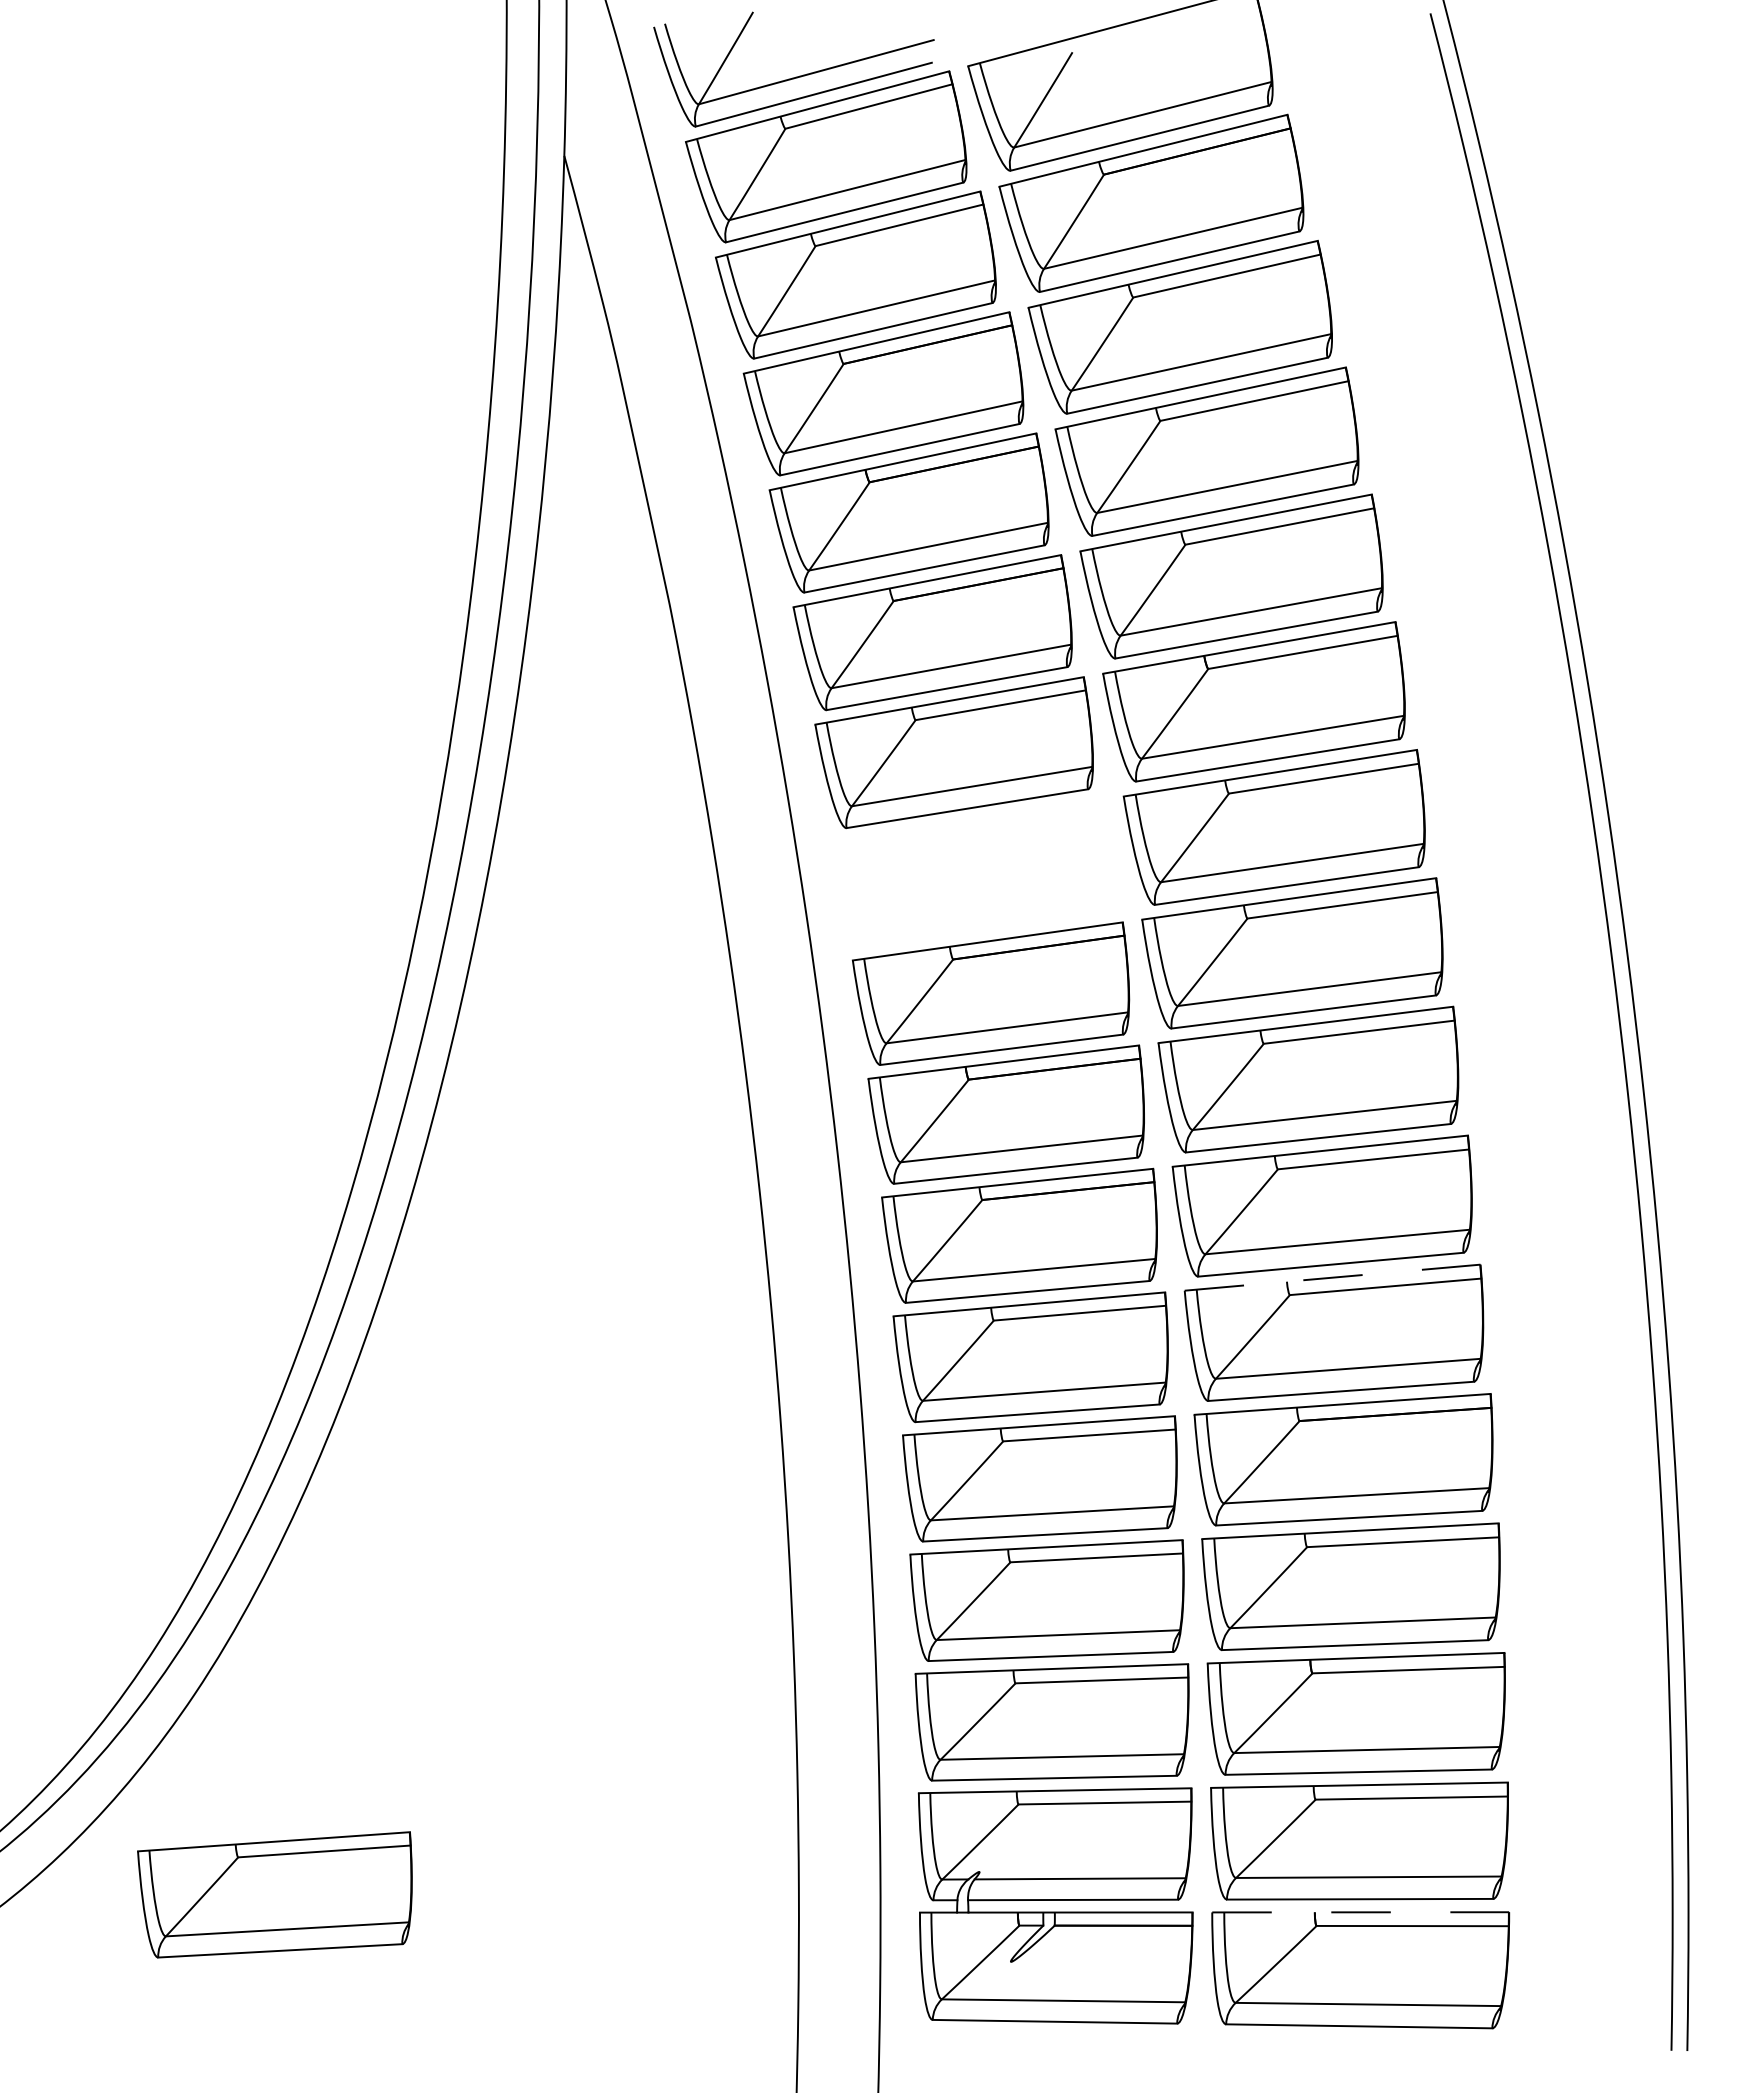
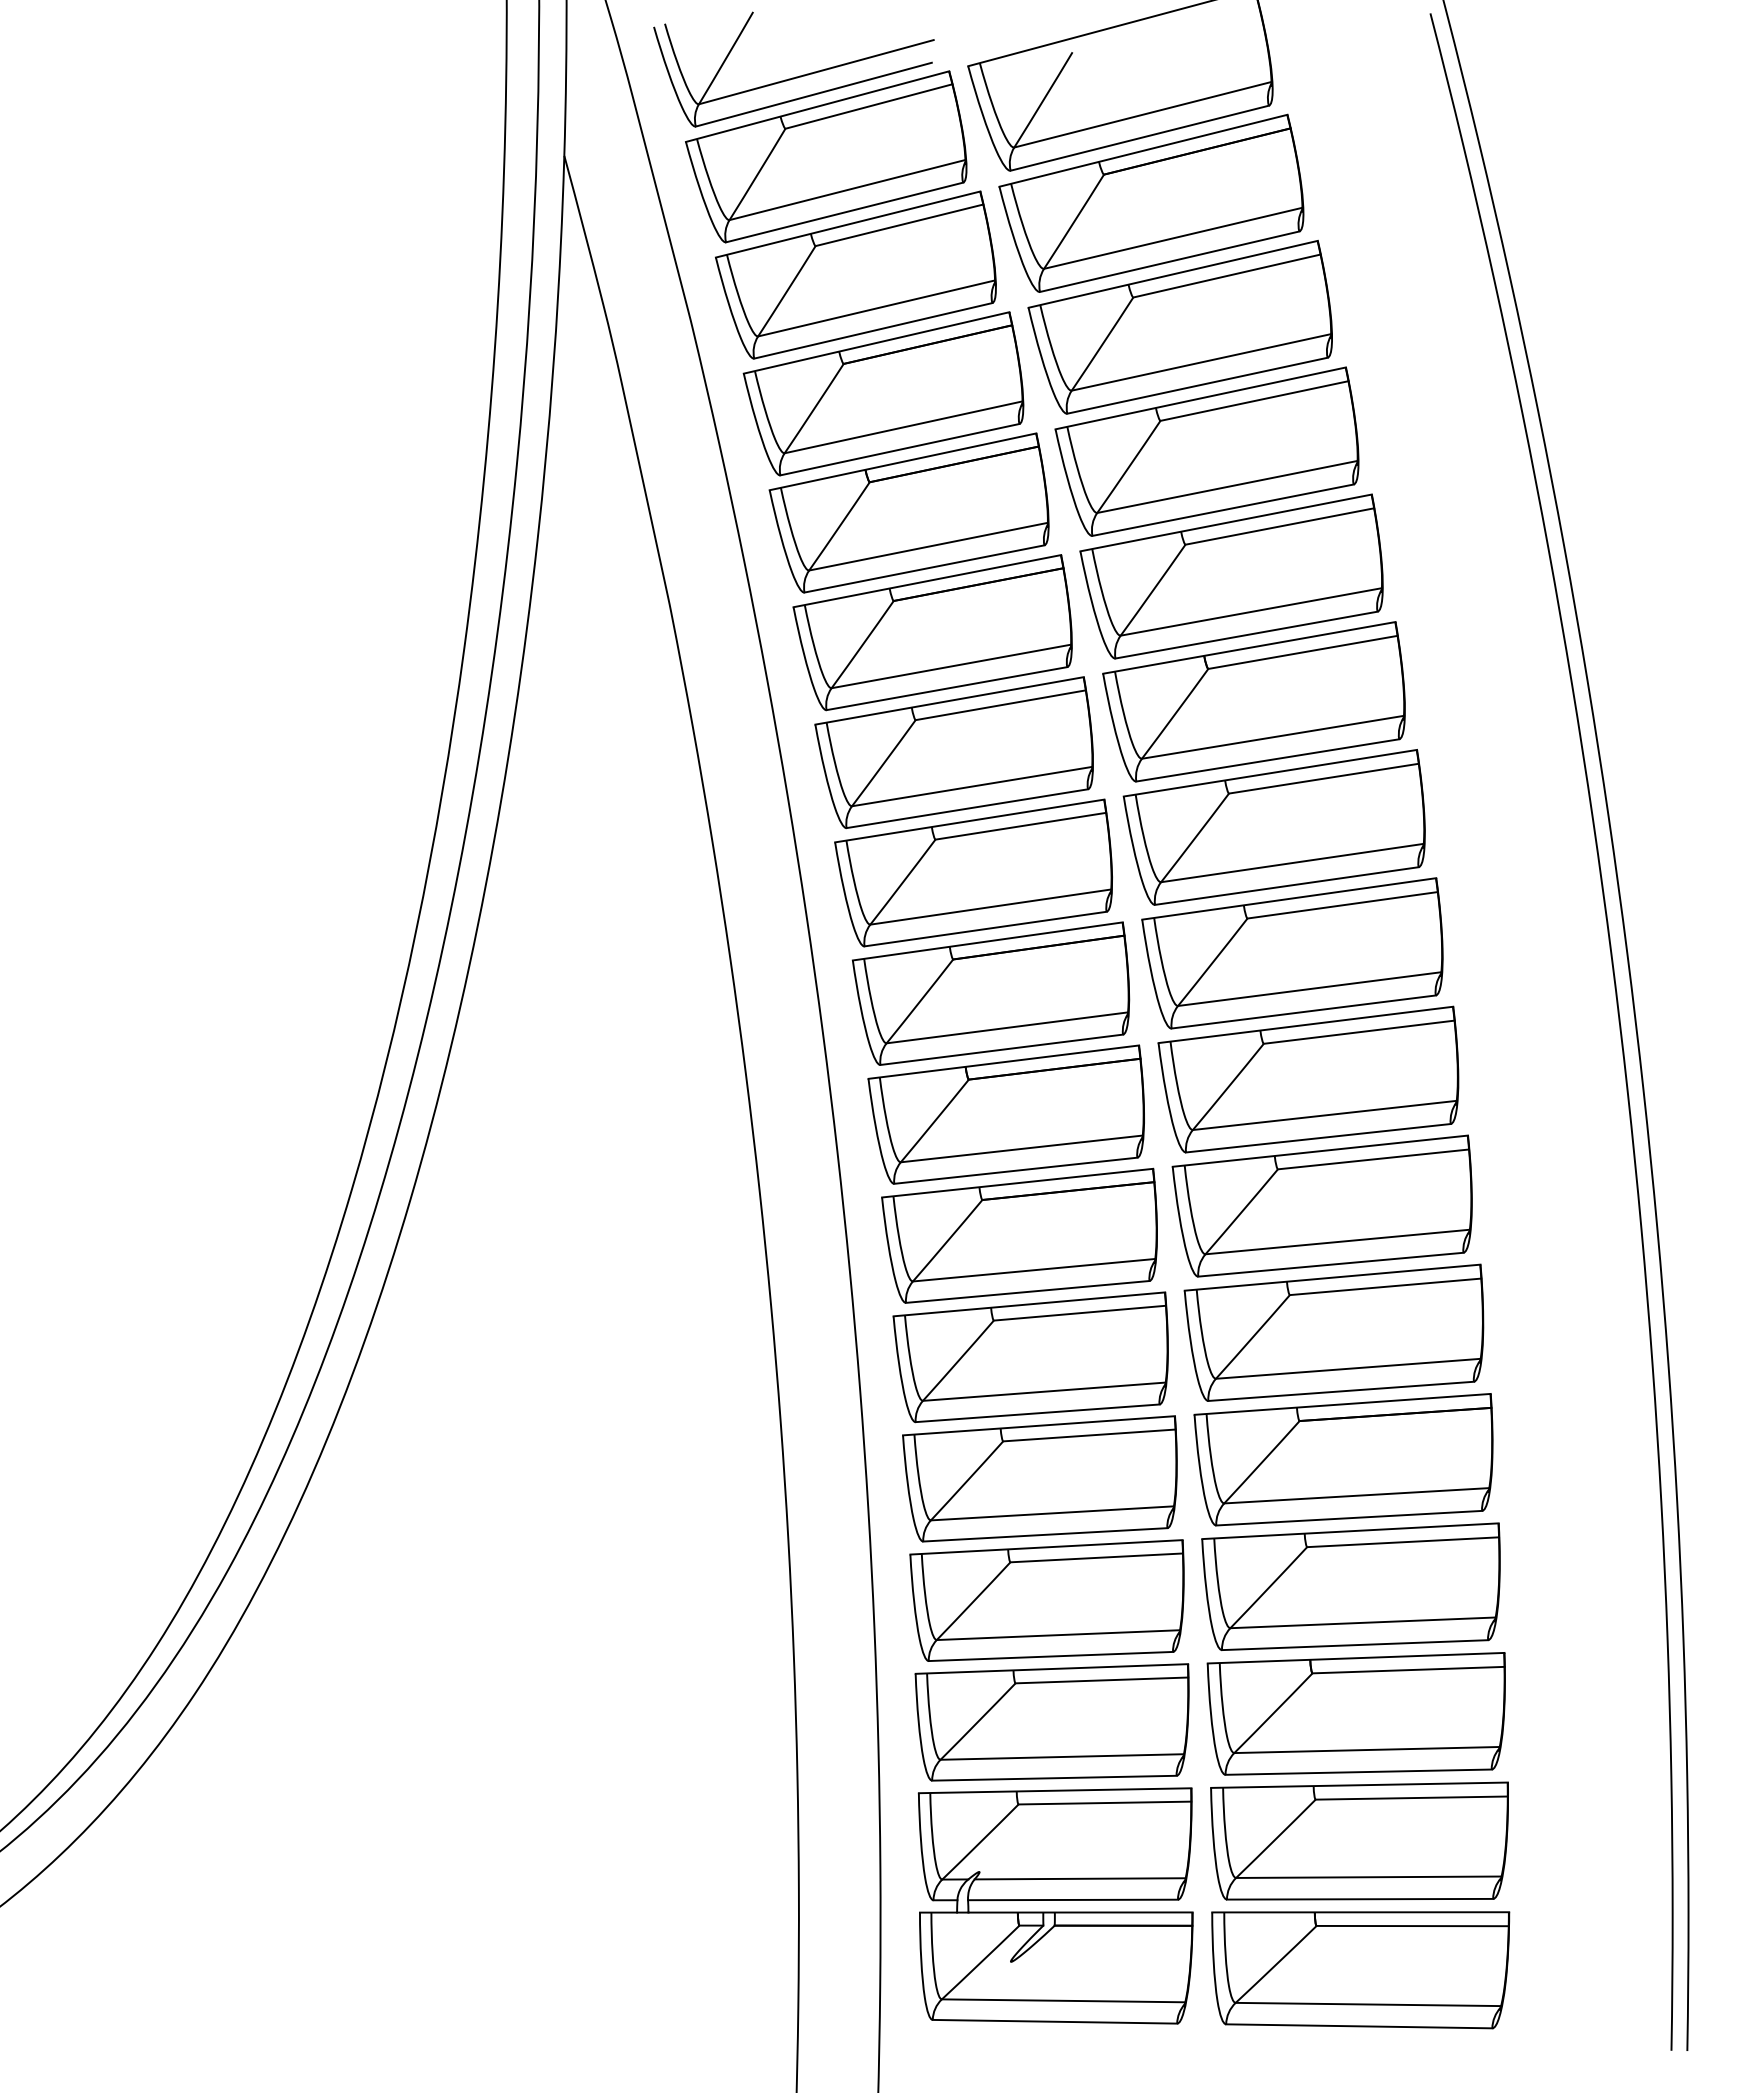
part: none -> present (973, 872)
line: dashed -> solid (1333, 1277)
part: present -> none (274, 1894)
line: dashed -> solid (1361, 1912)
